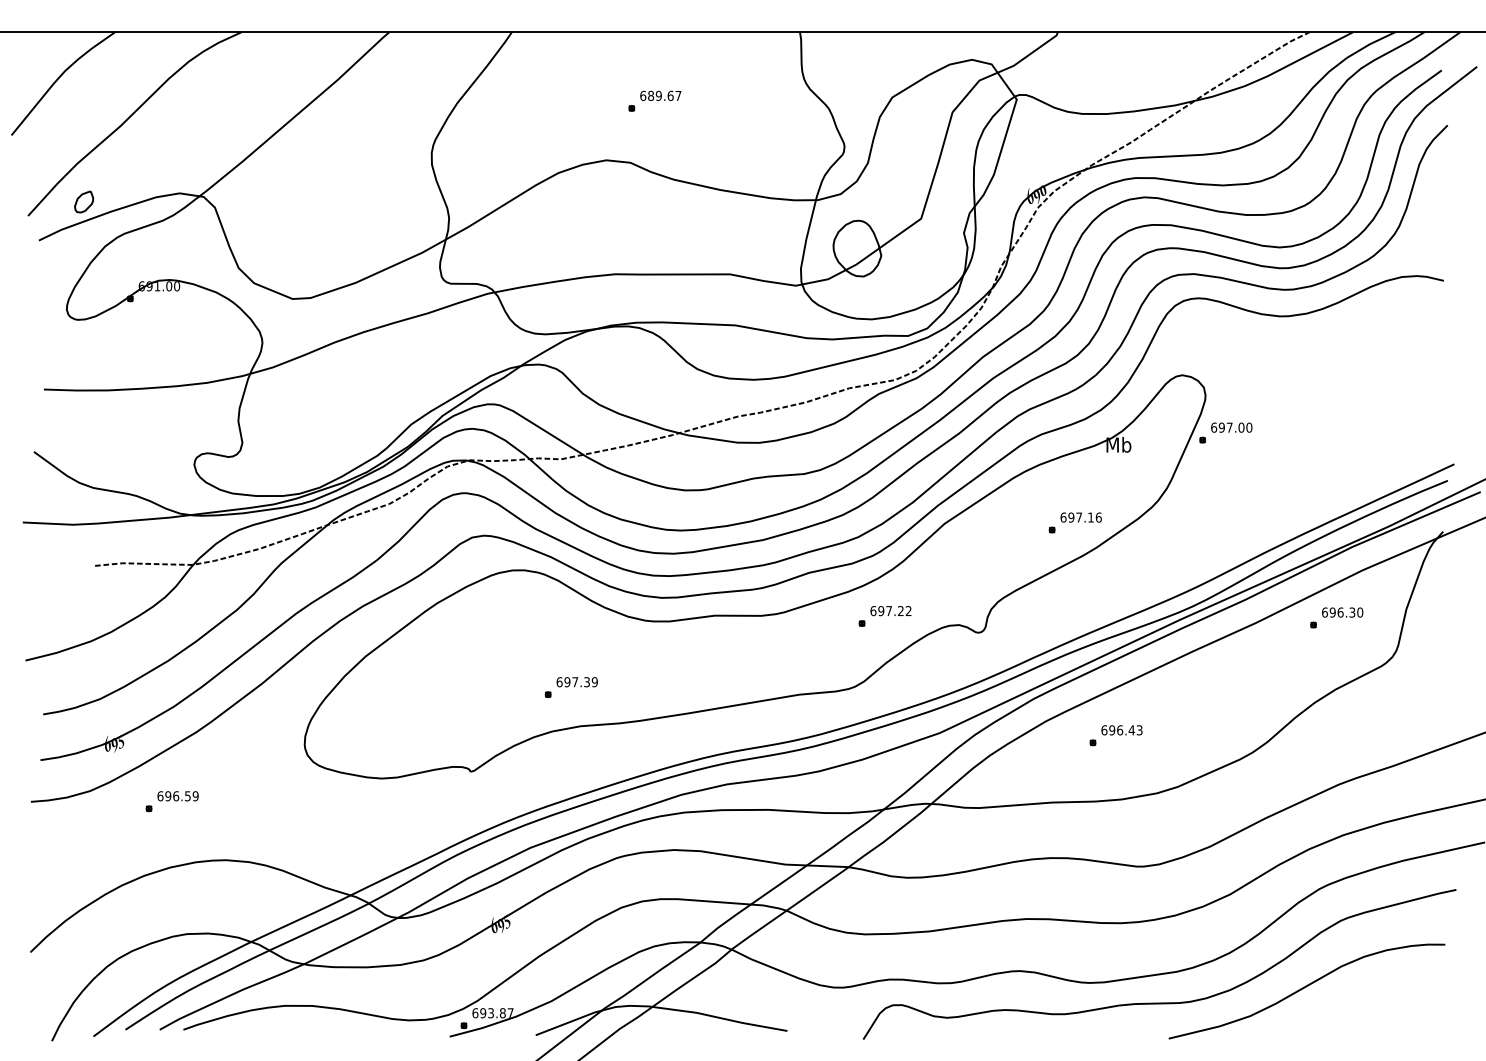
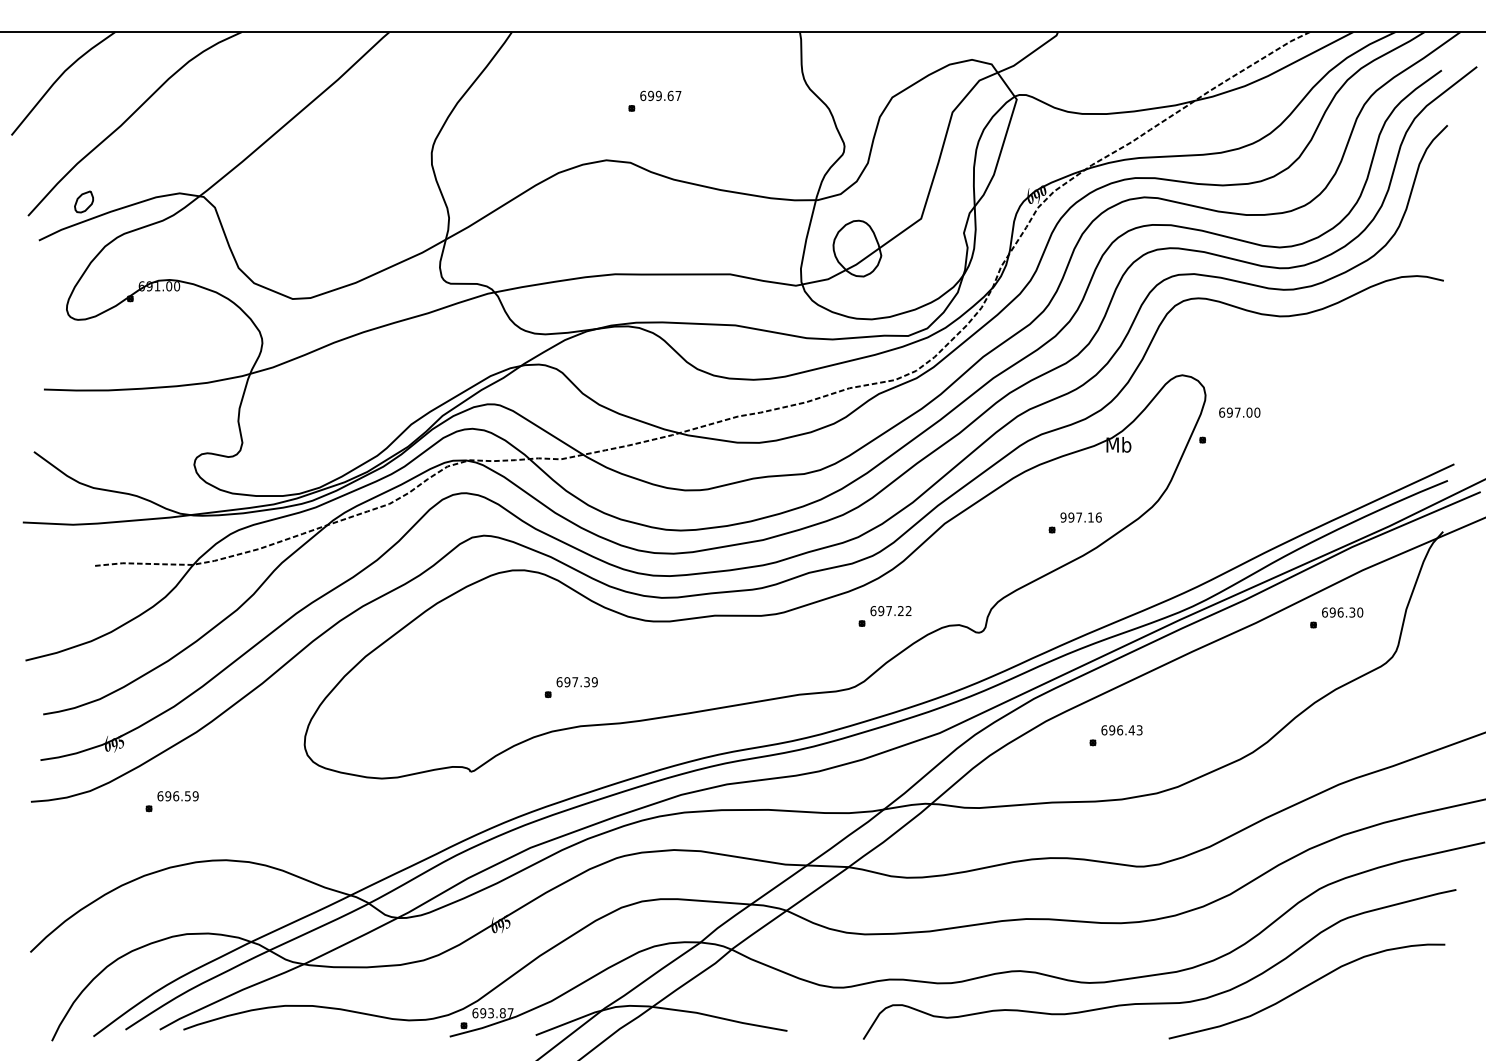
text: 689.67 -> 699.67 (651, 95)
text position: (1231, 427) -> (1239, 412) (1239, 412)
text: 697.16 -> 997.16 (1063, 517)
